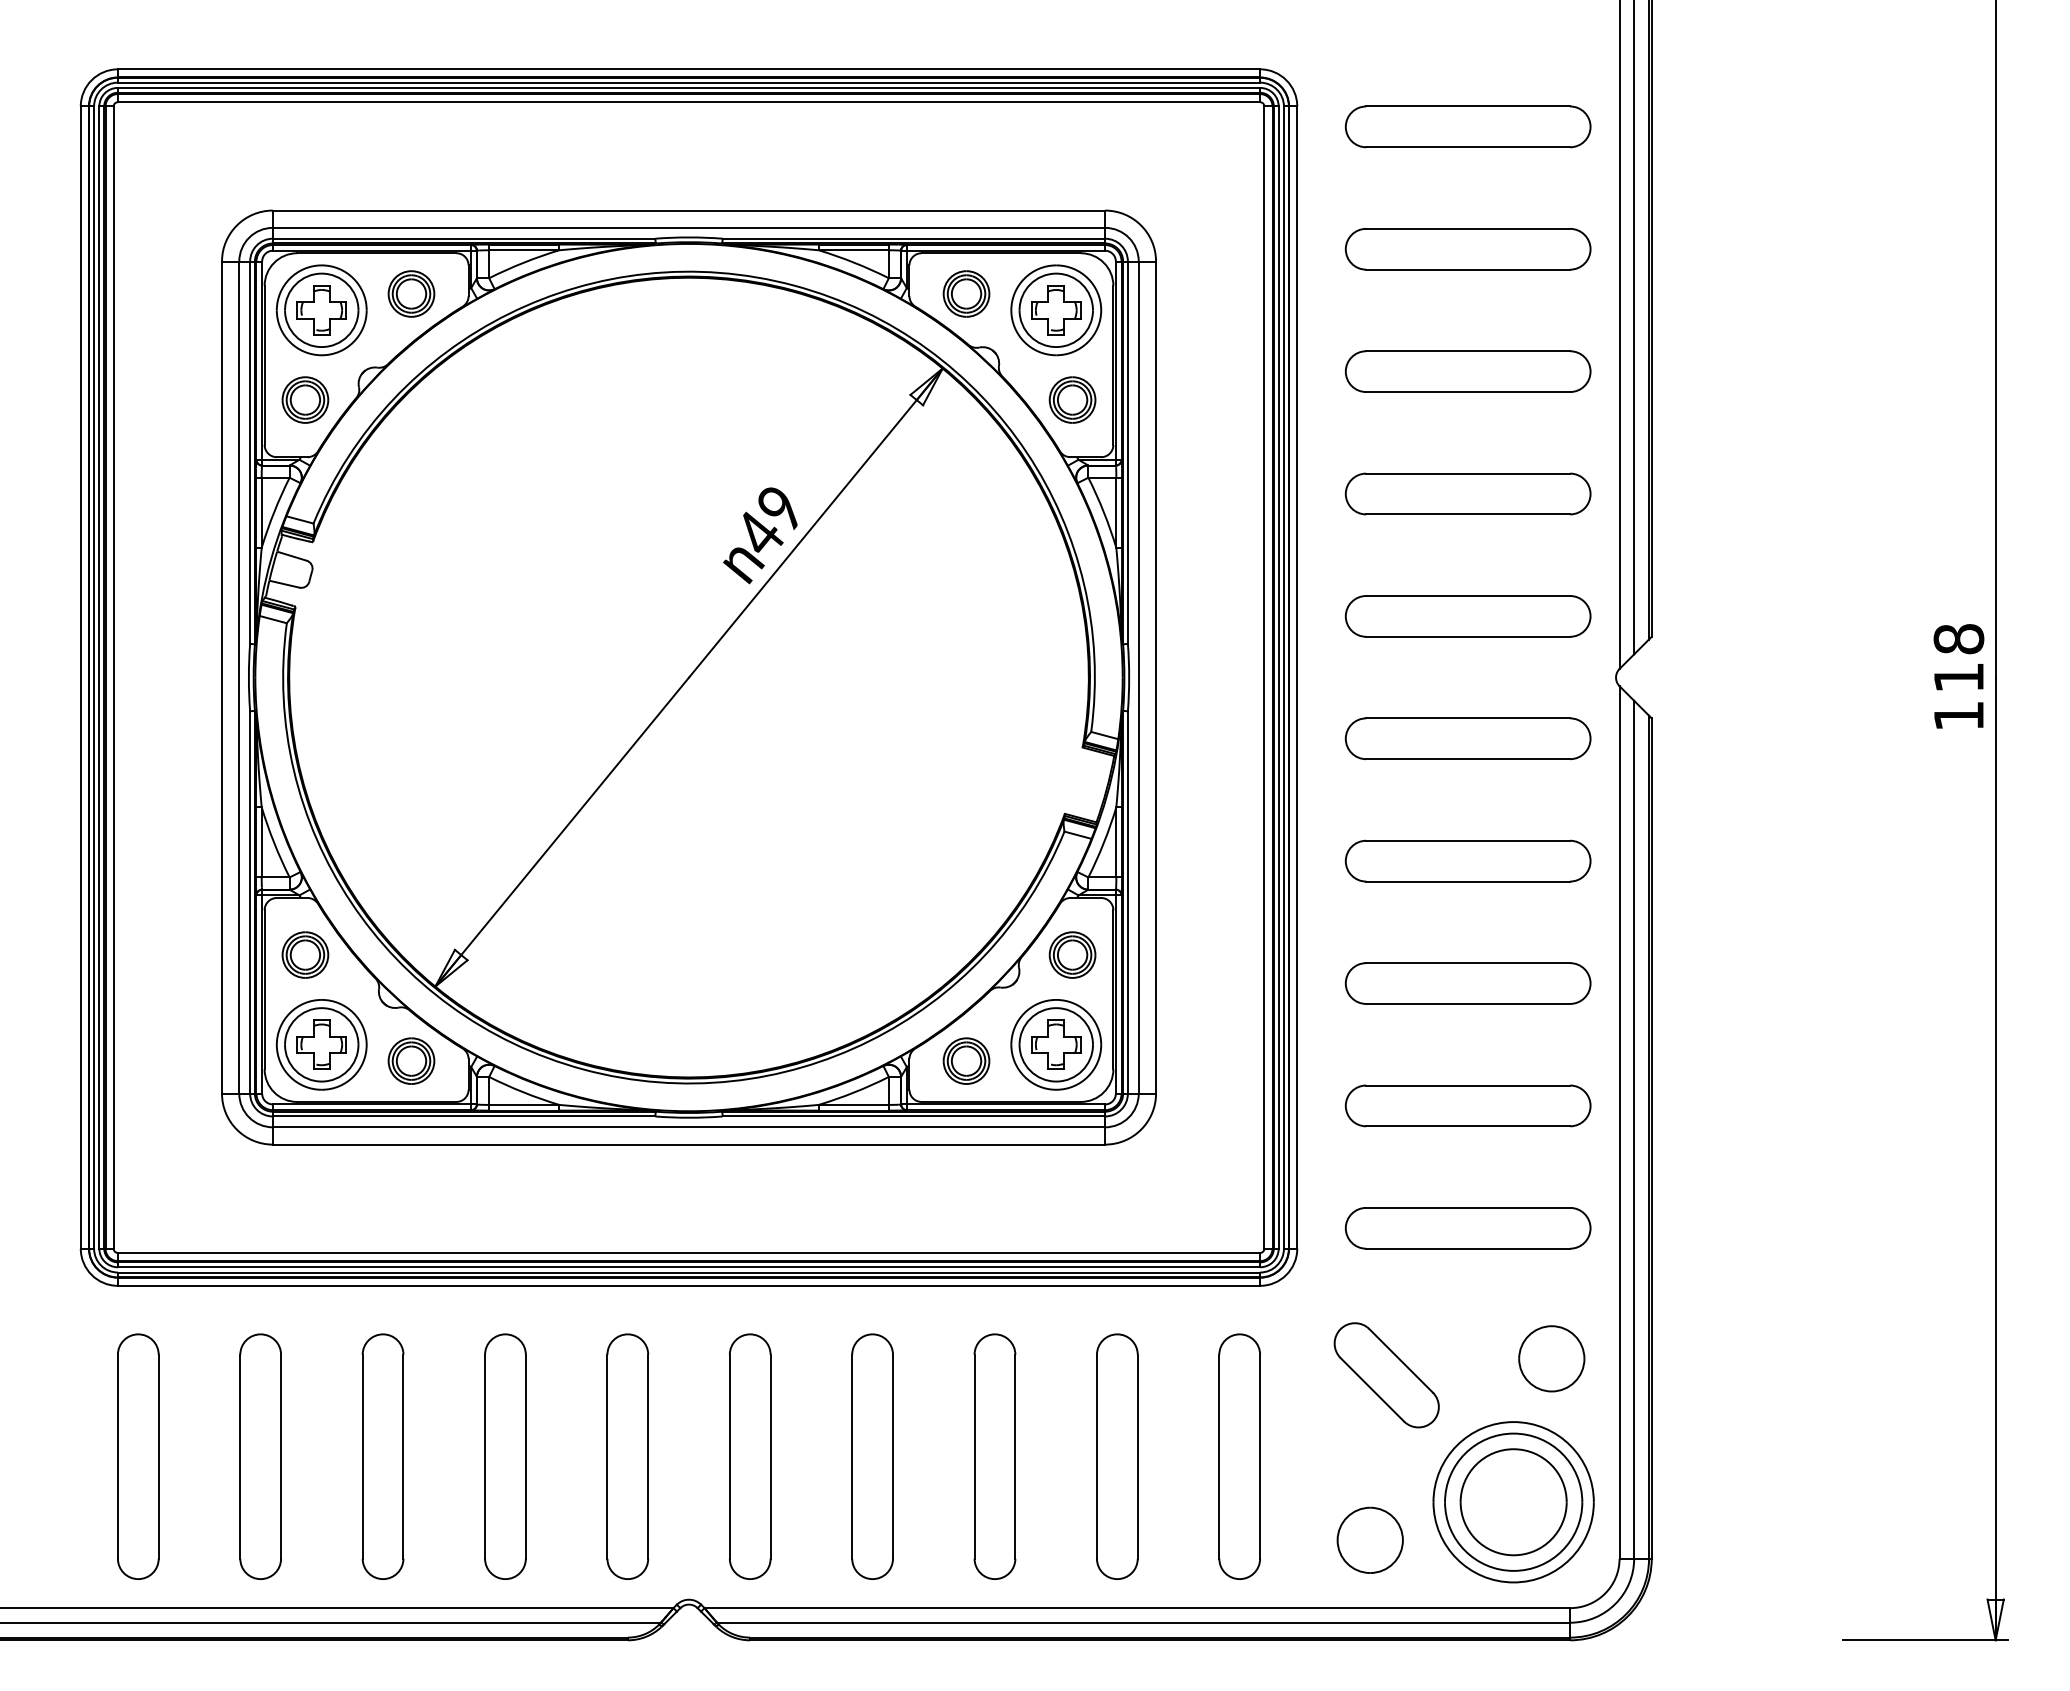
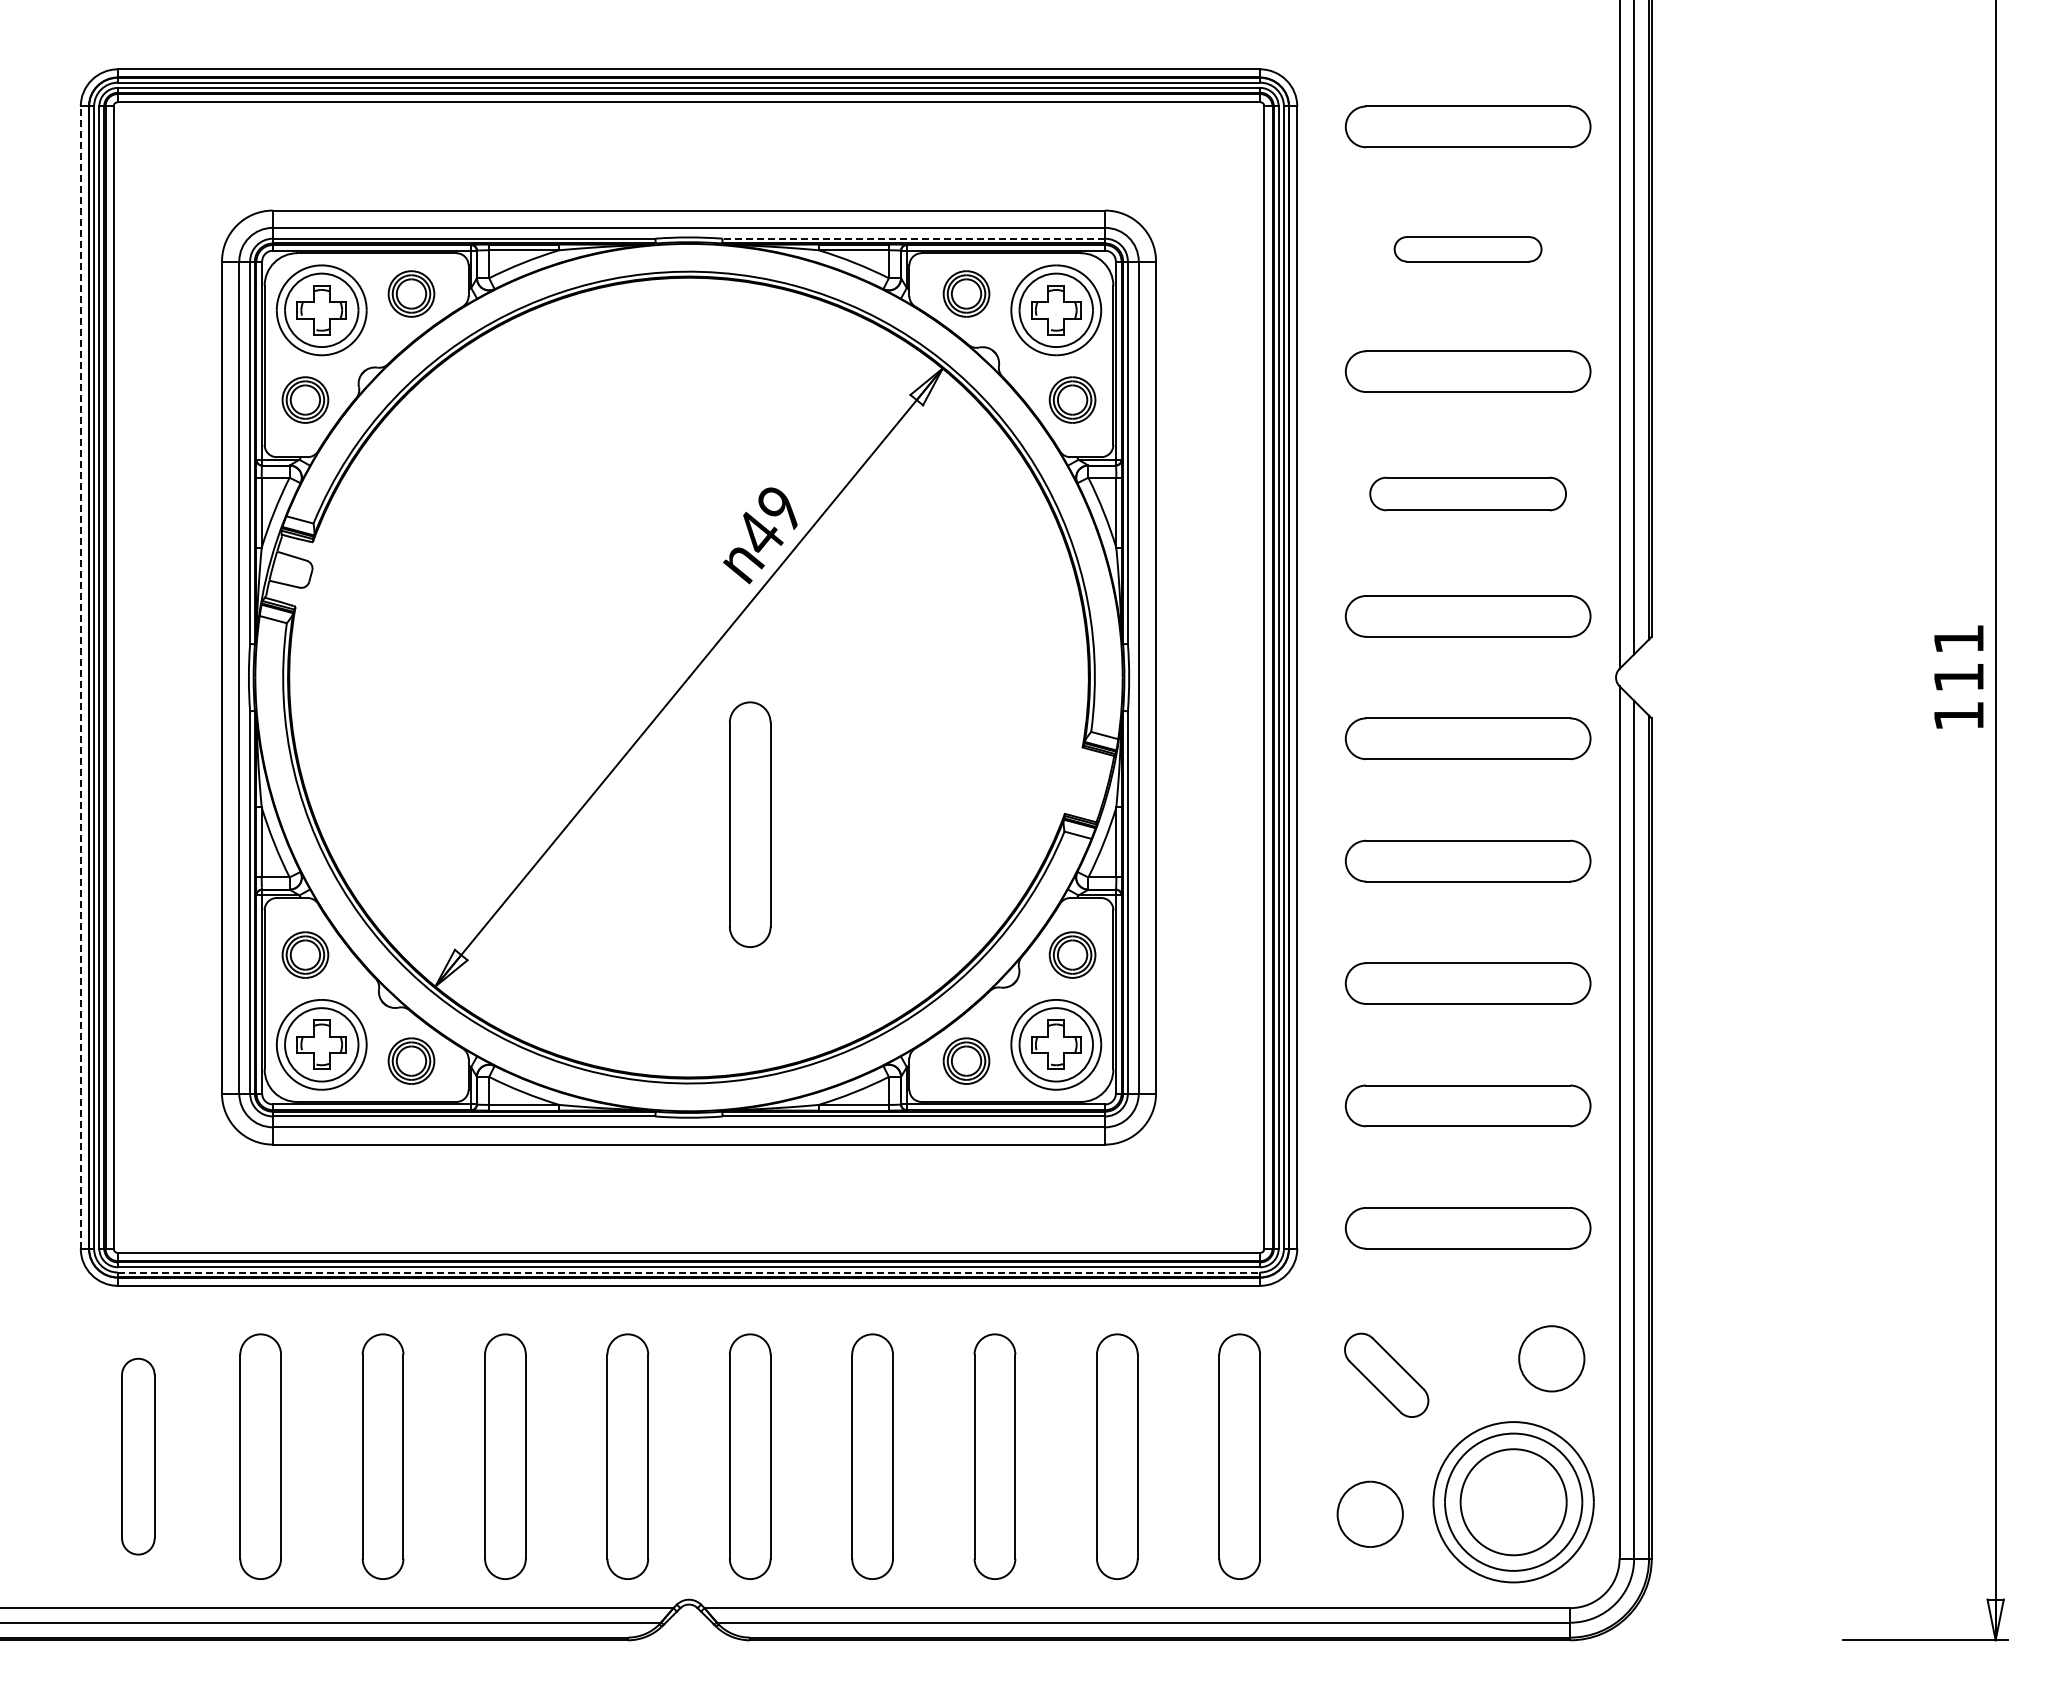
line: solid -> dashed (913, 238)
part size: 248x43 px -> 150x27 px (1467, 249)
part size: 248x44 px -> 198x36 px (1467, 493)
text: 118 -> 111 (1958, 639)
line: solid -> dashed (80, 677)
part: none -> present (750, 824)
line: solid -> dashed (689, 1272)
part size: 107x107 px -> 86x86 px (1386, 1374)
part size: 43x247 px -> 35x199 px (138, 1456)
part position: (1369, 1539) -> (1369, 1513) (1369, 1513)
